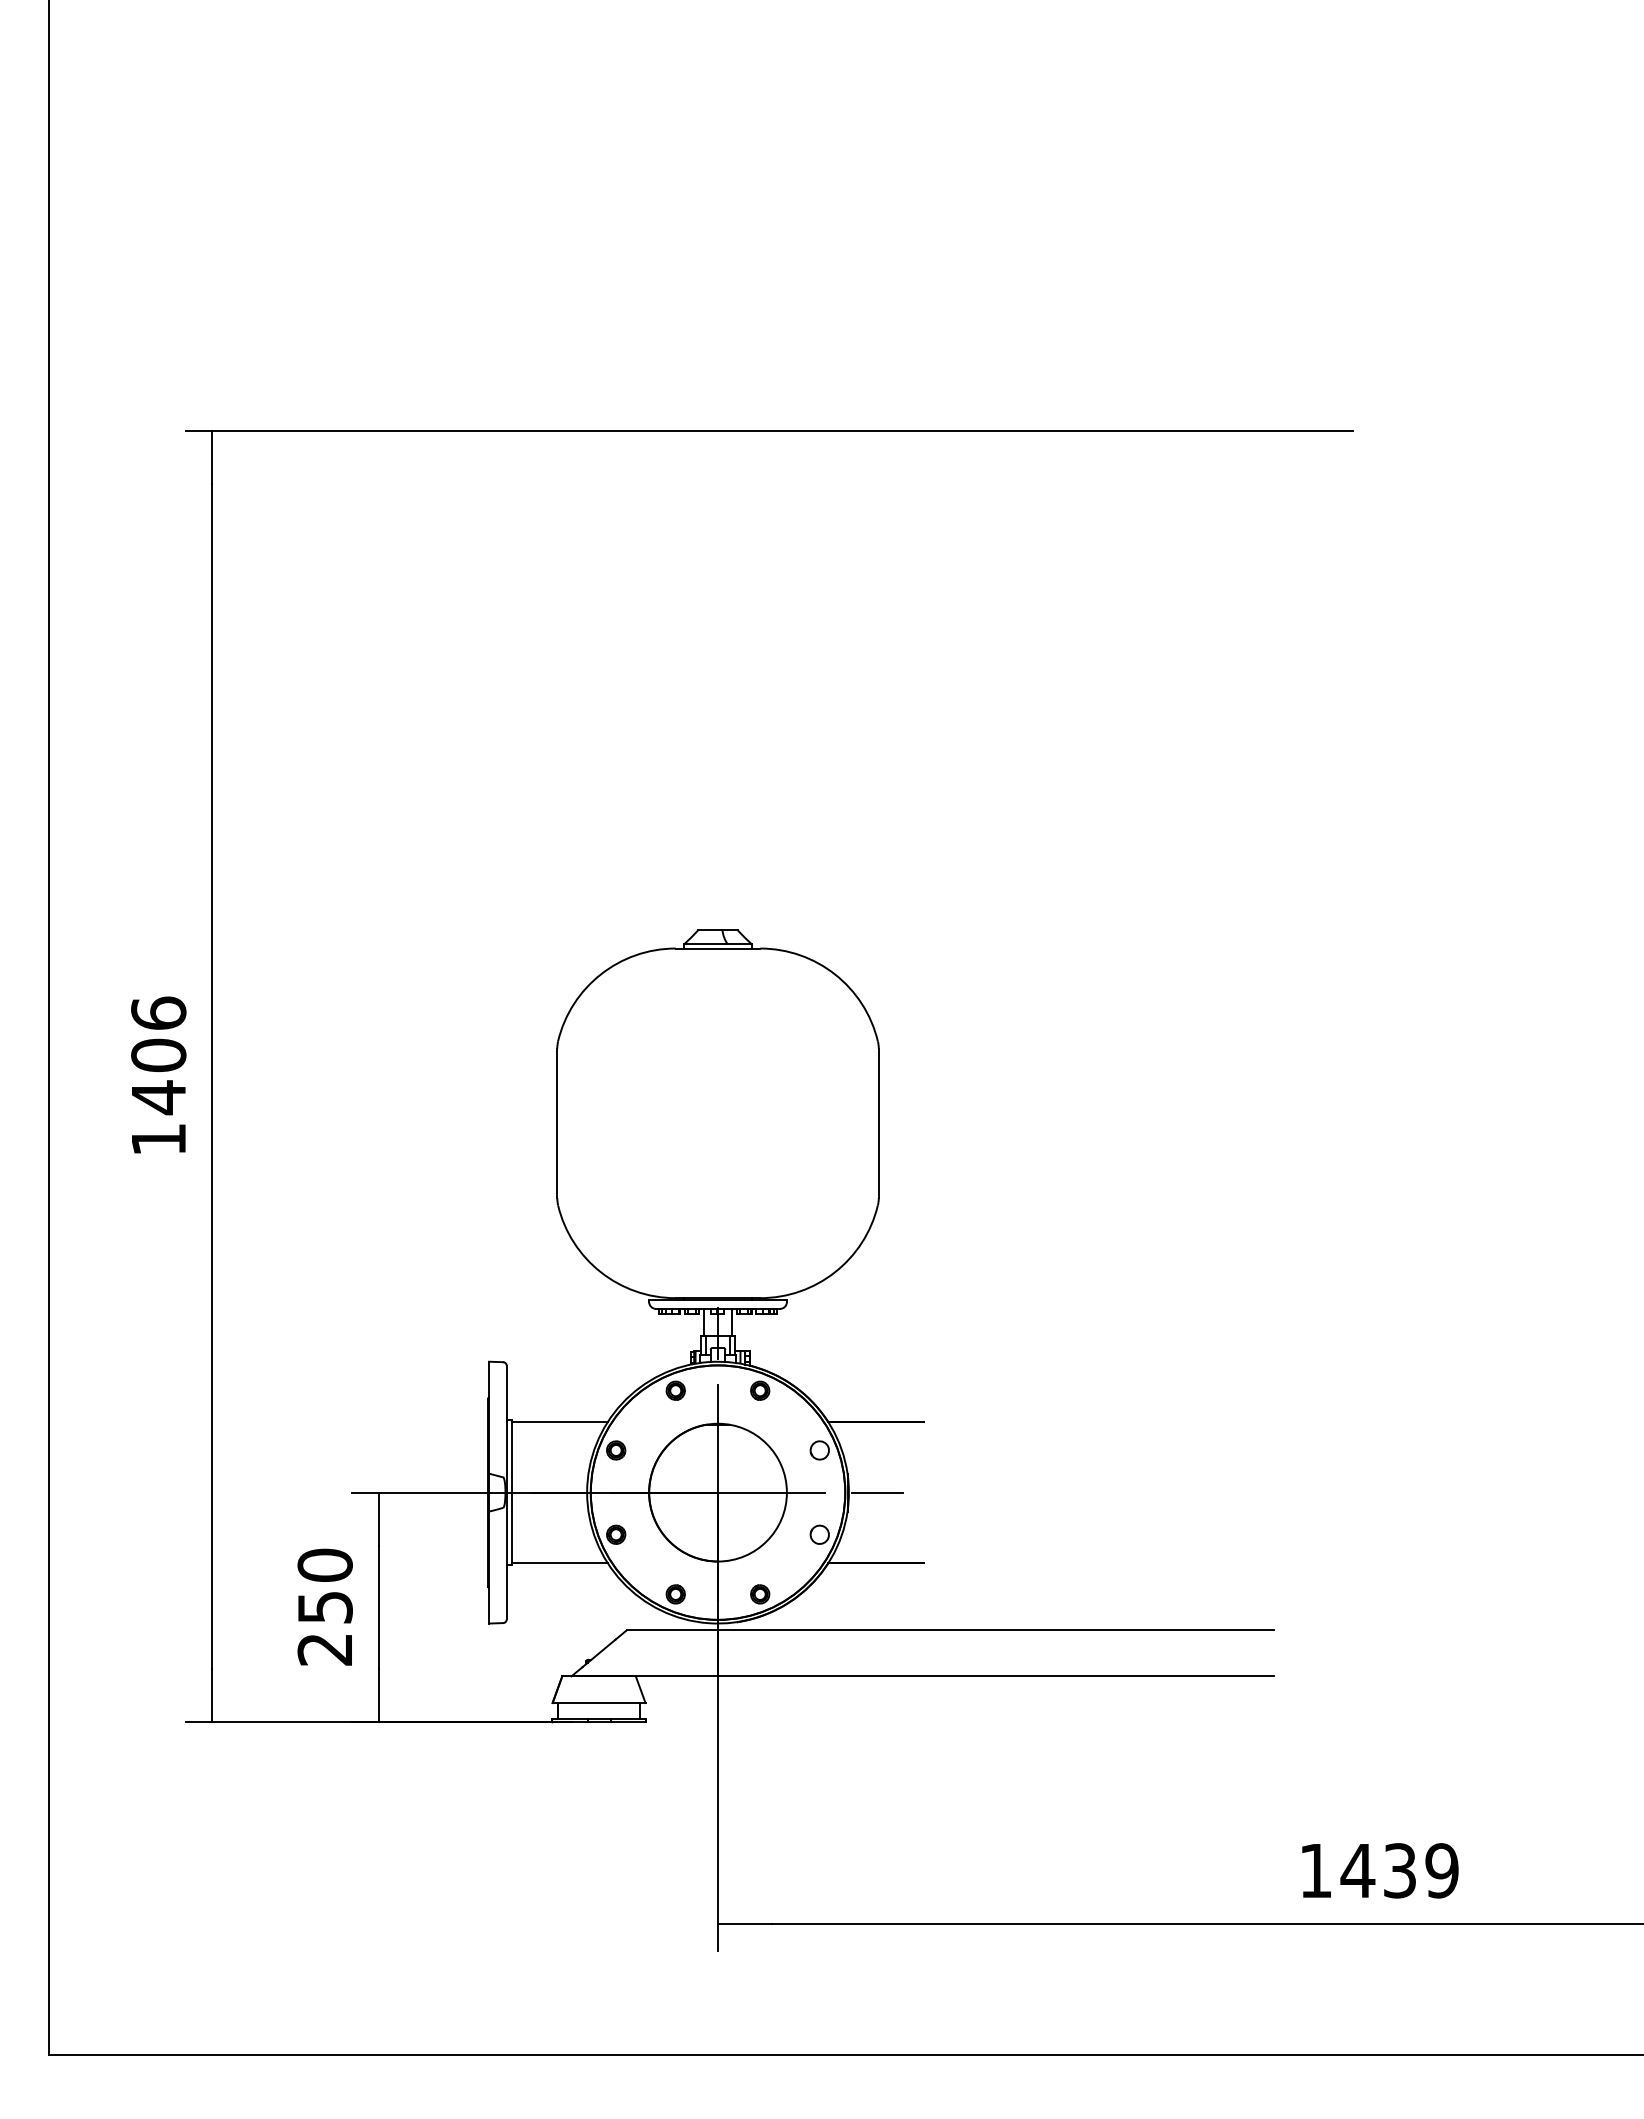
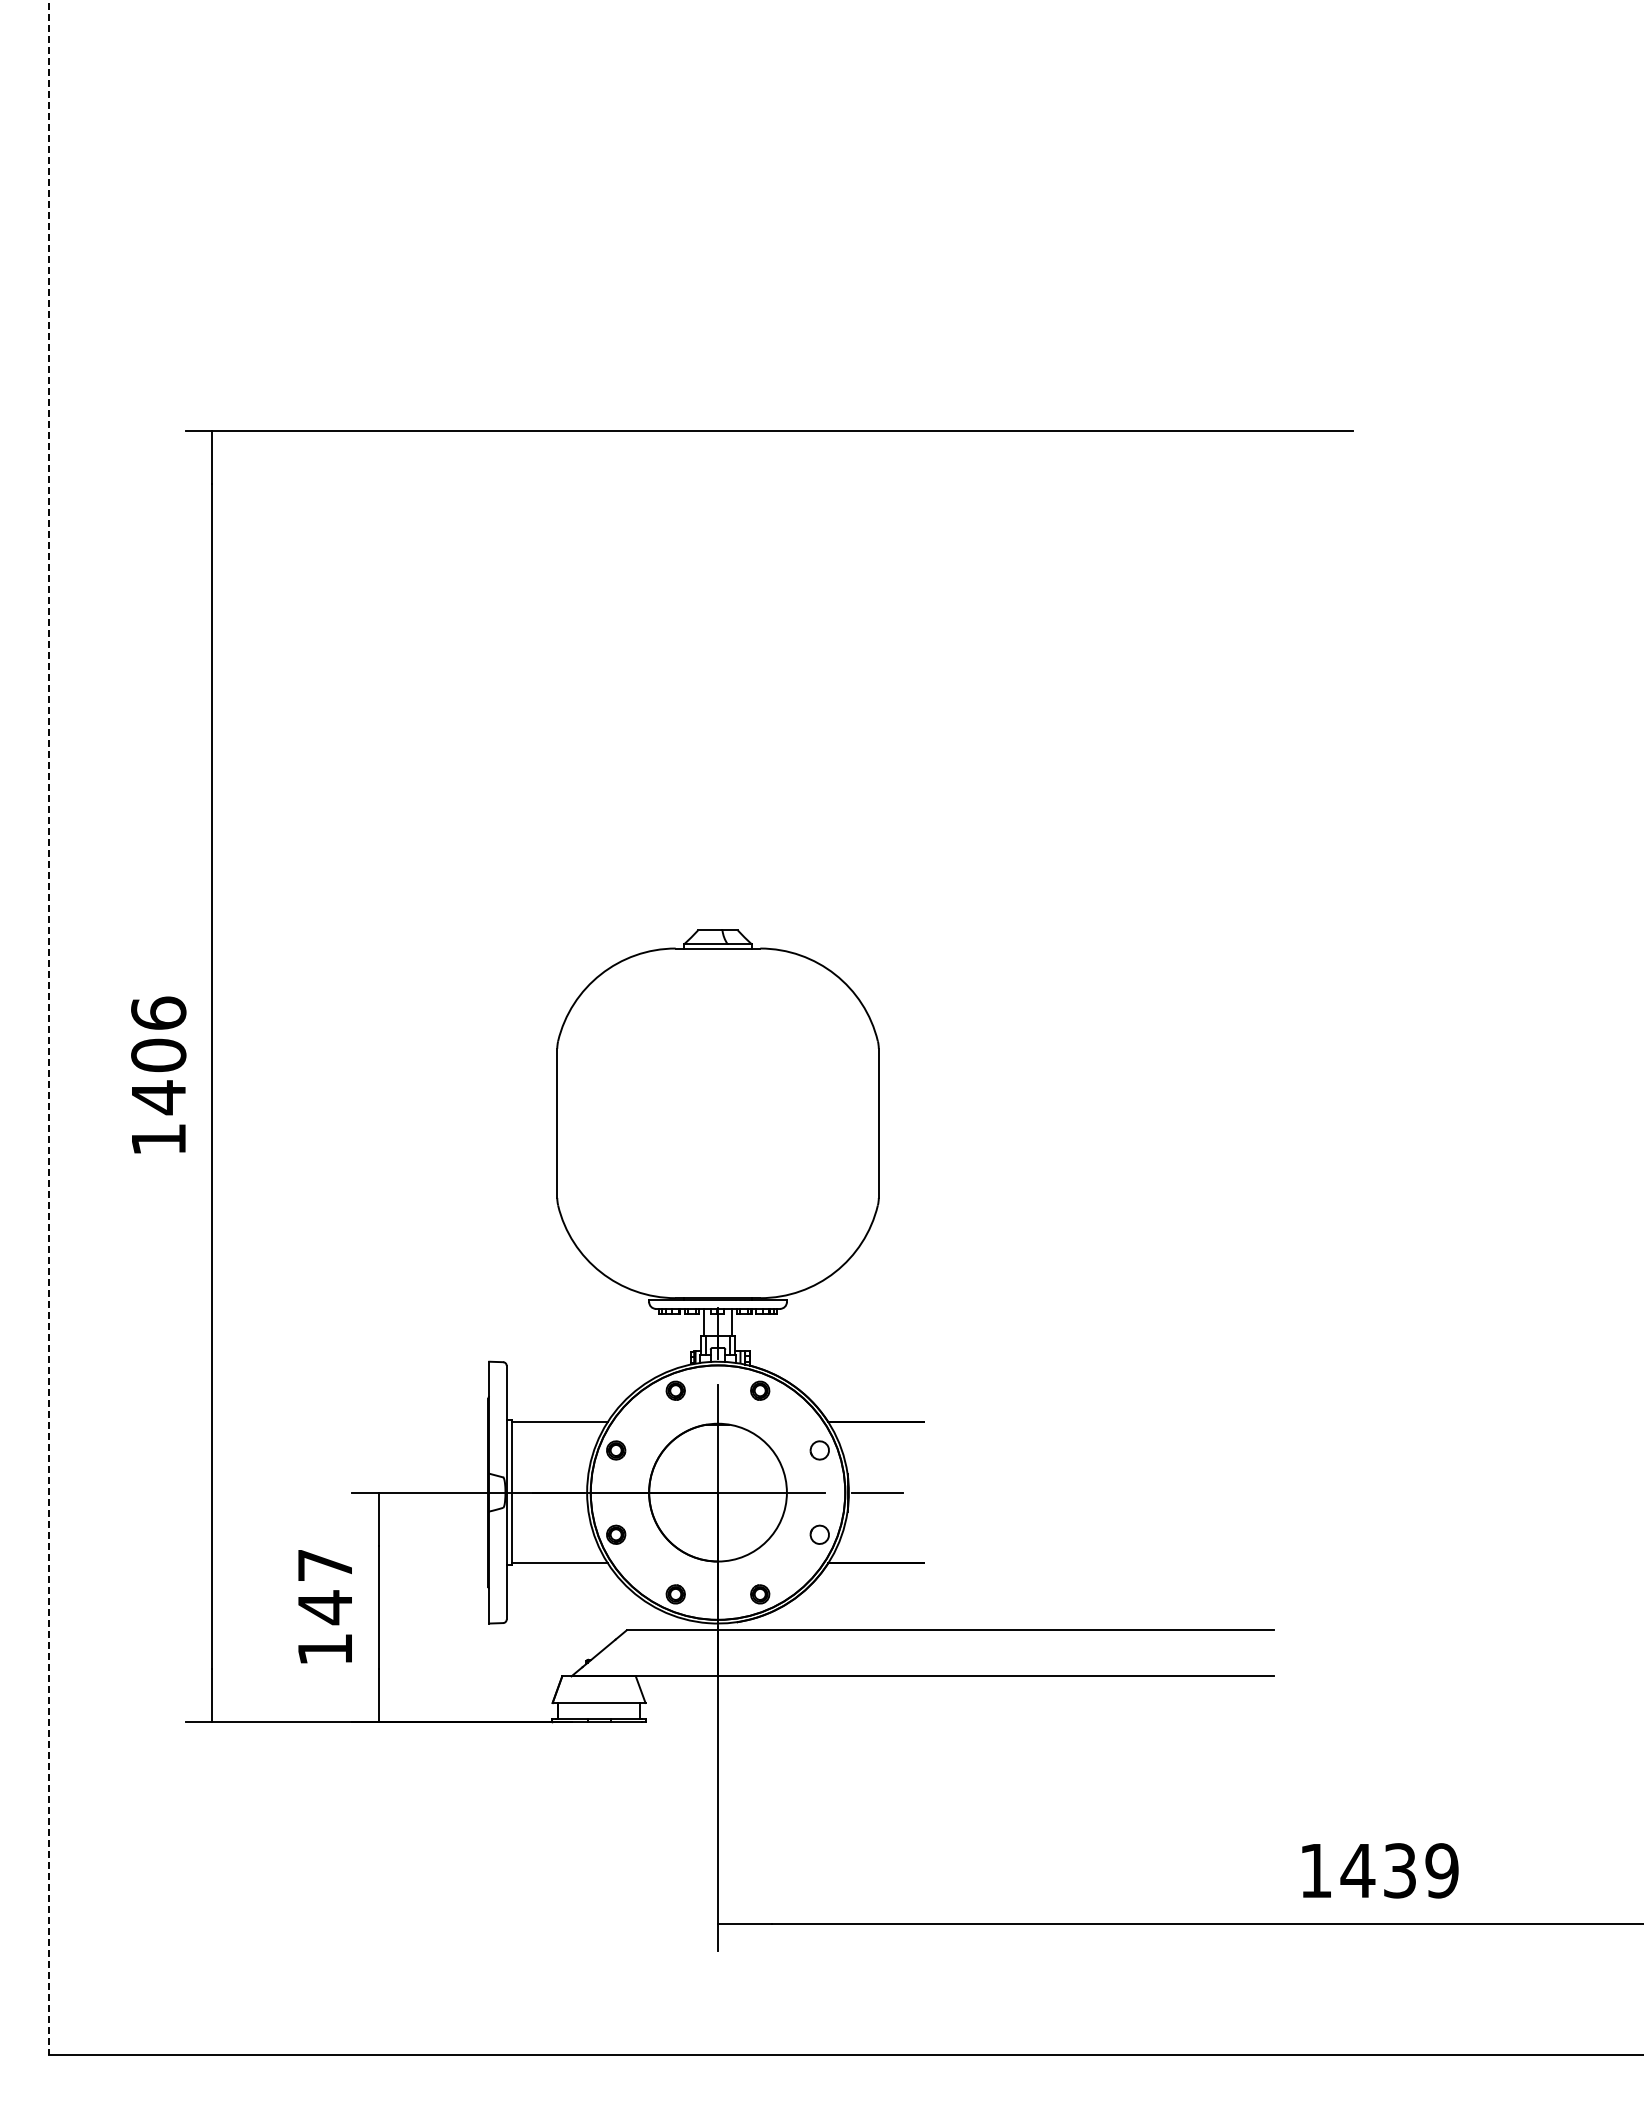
line: solid -> dashed (49, 1028)
text: 250 -> 147 (324, 1606)
